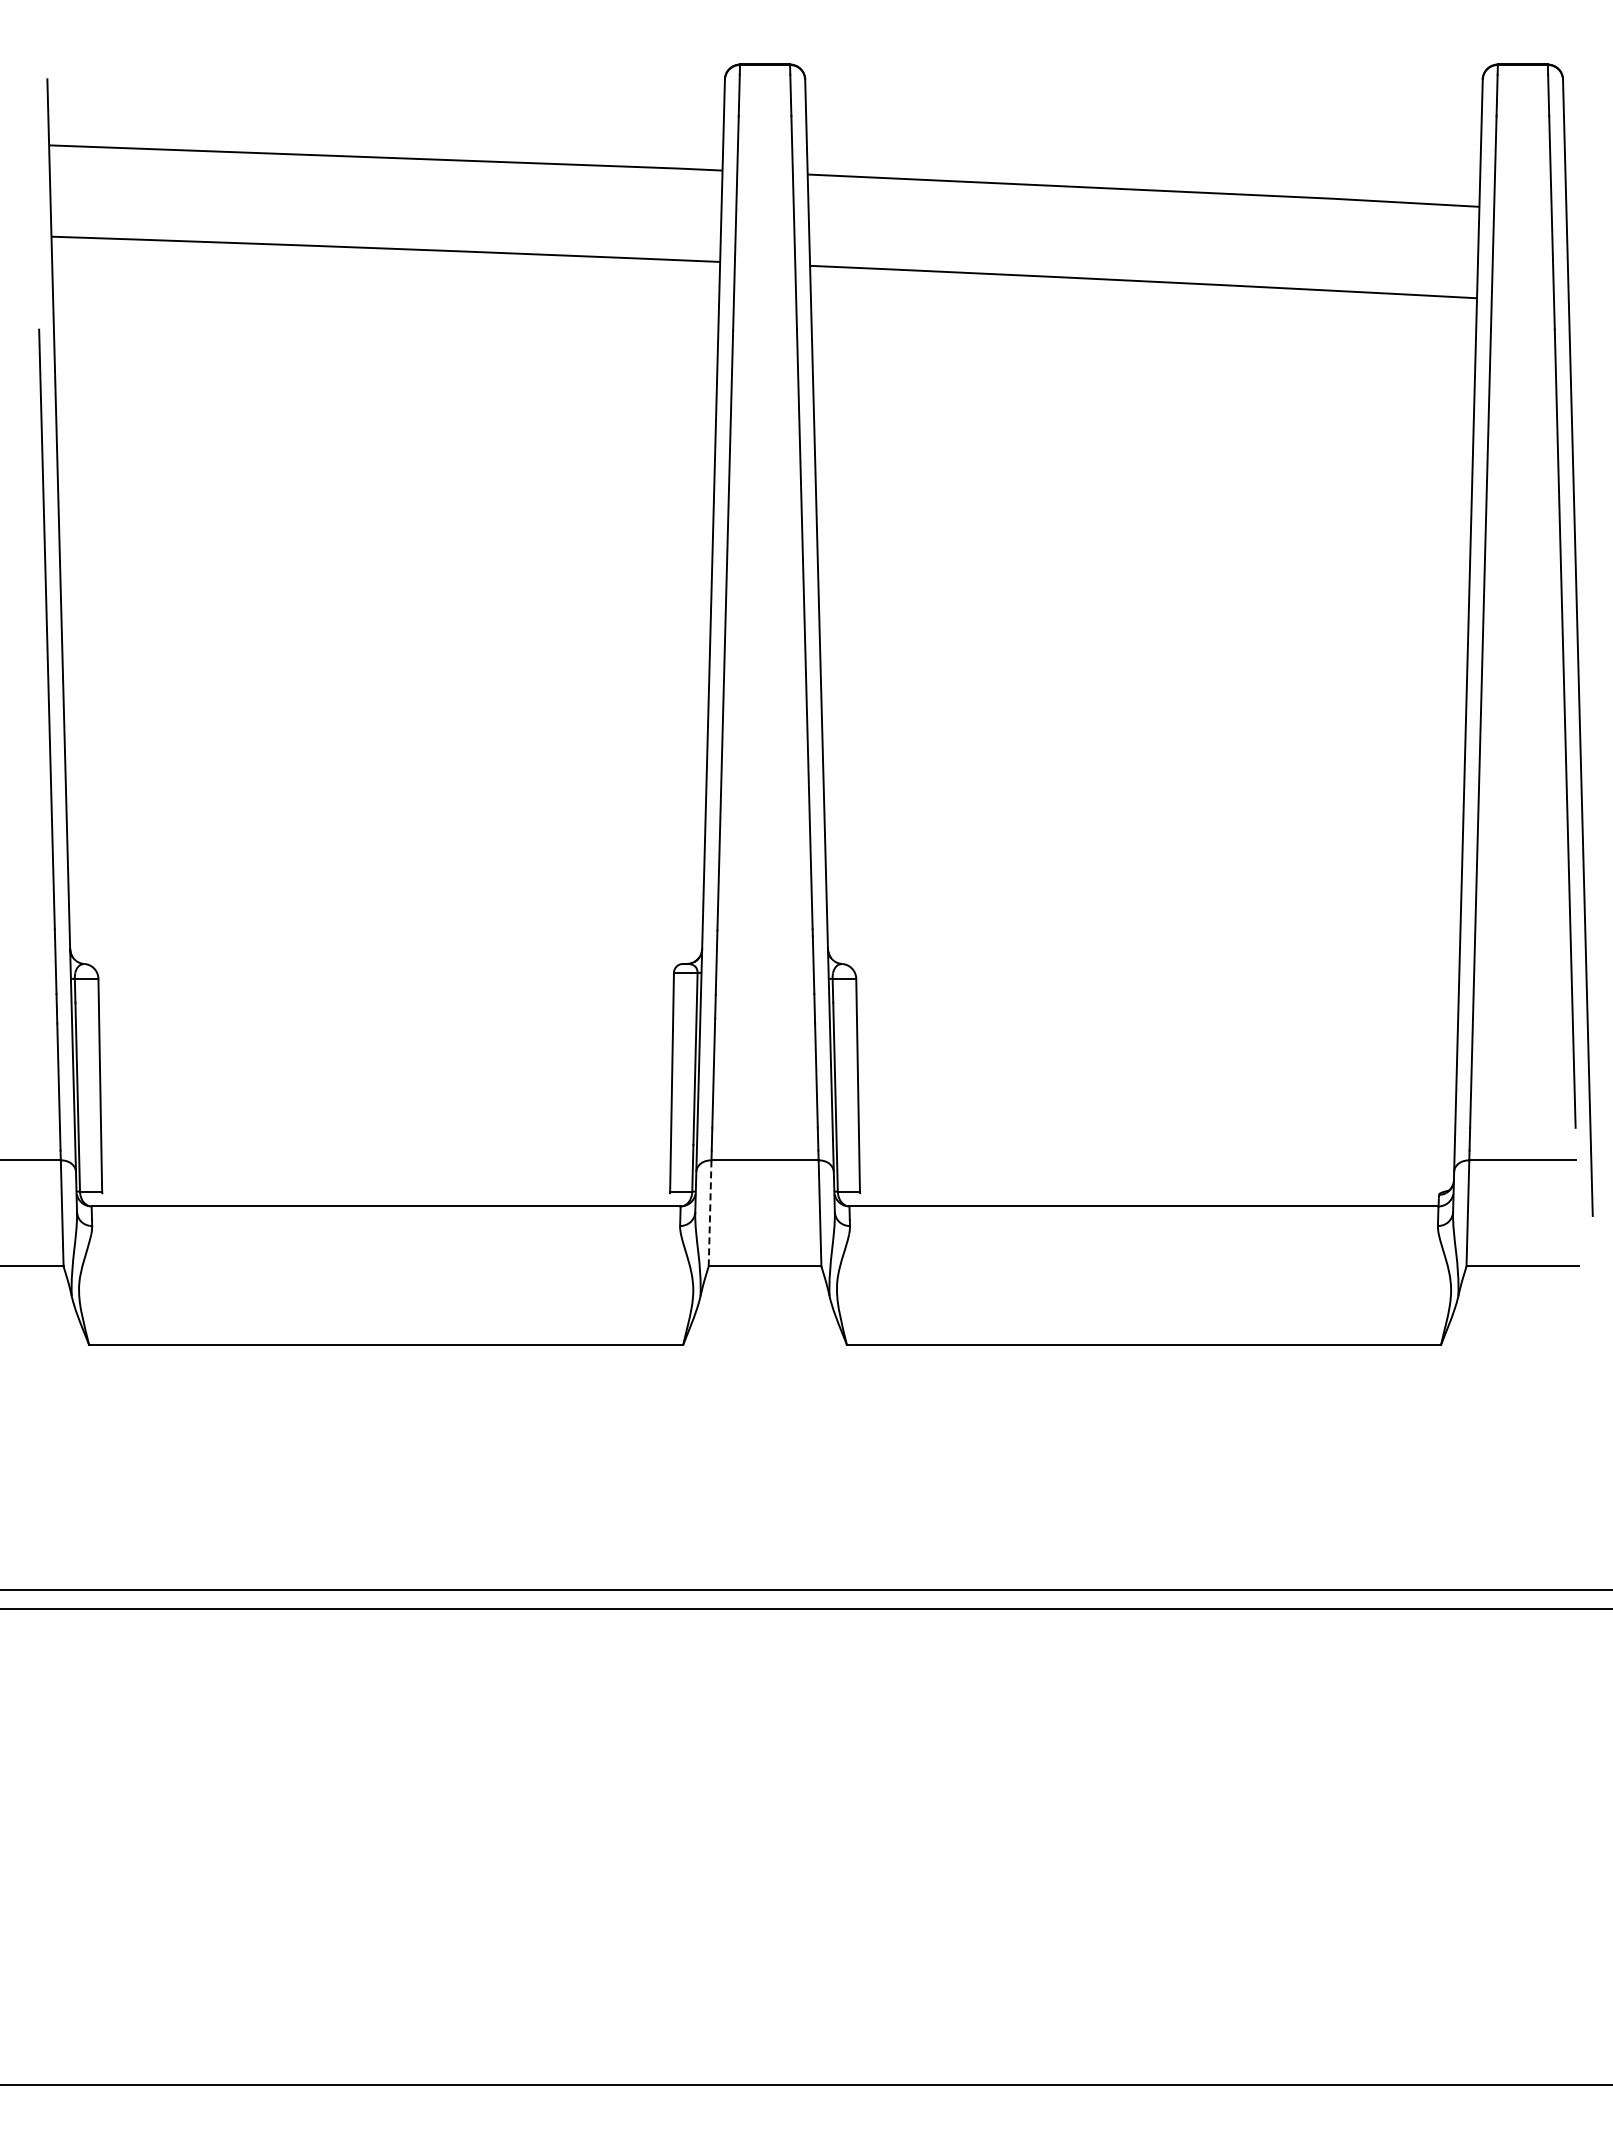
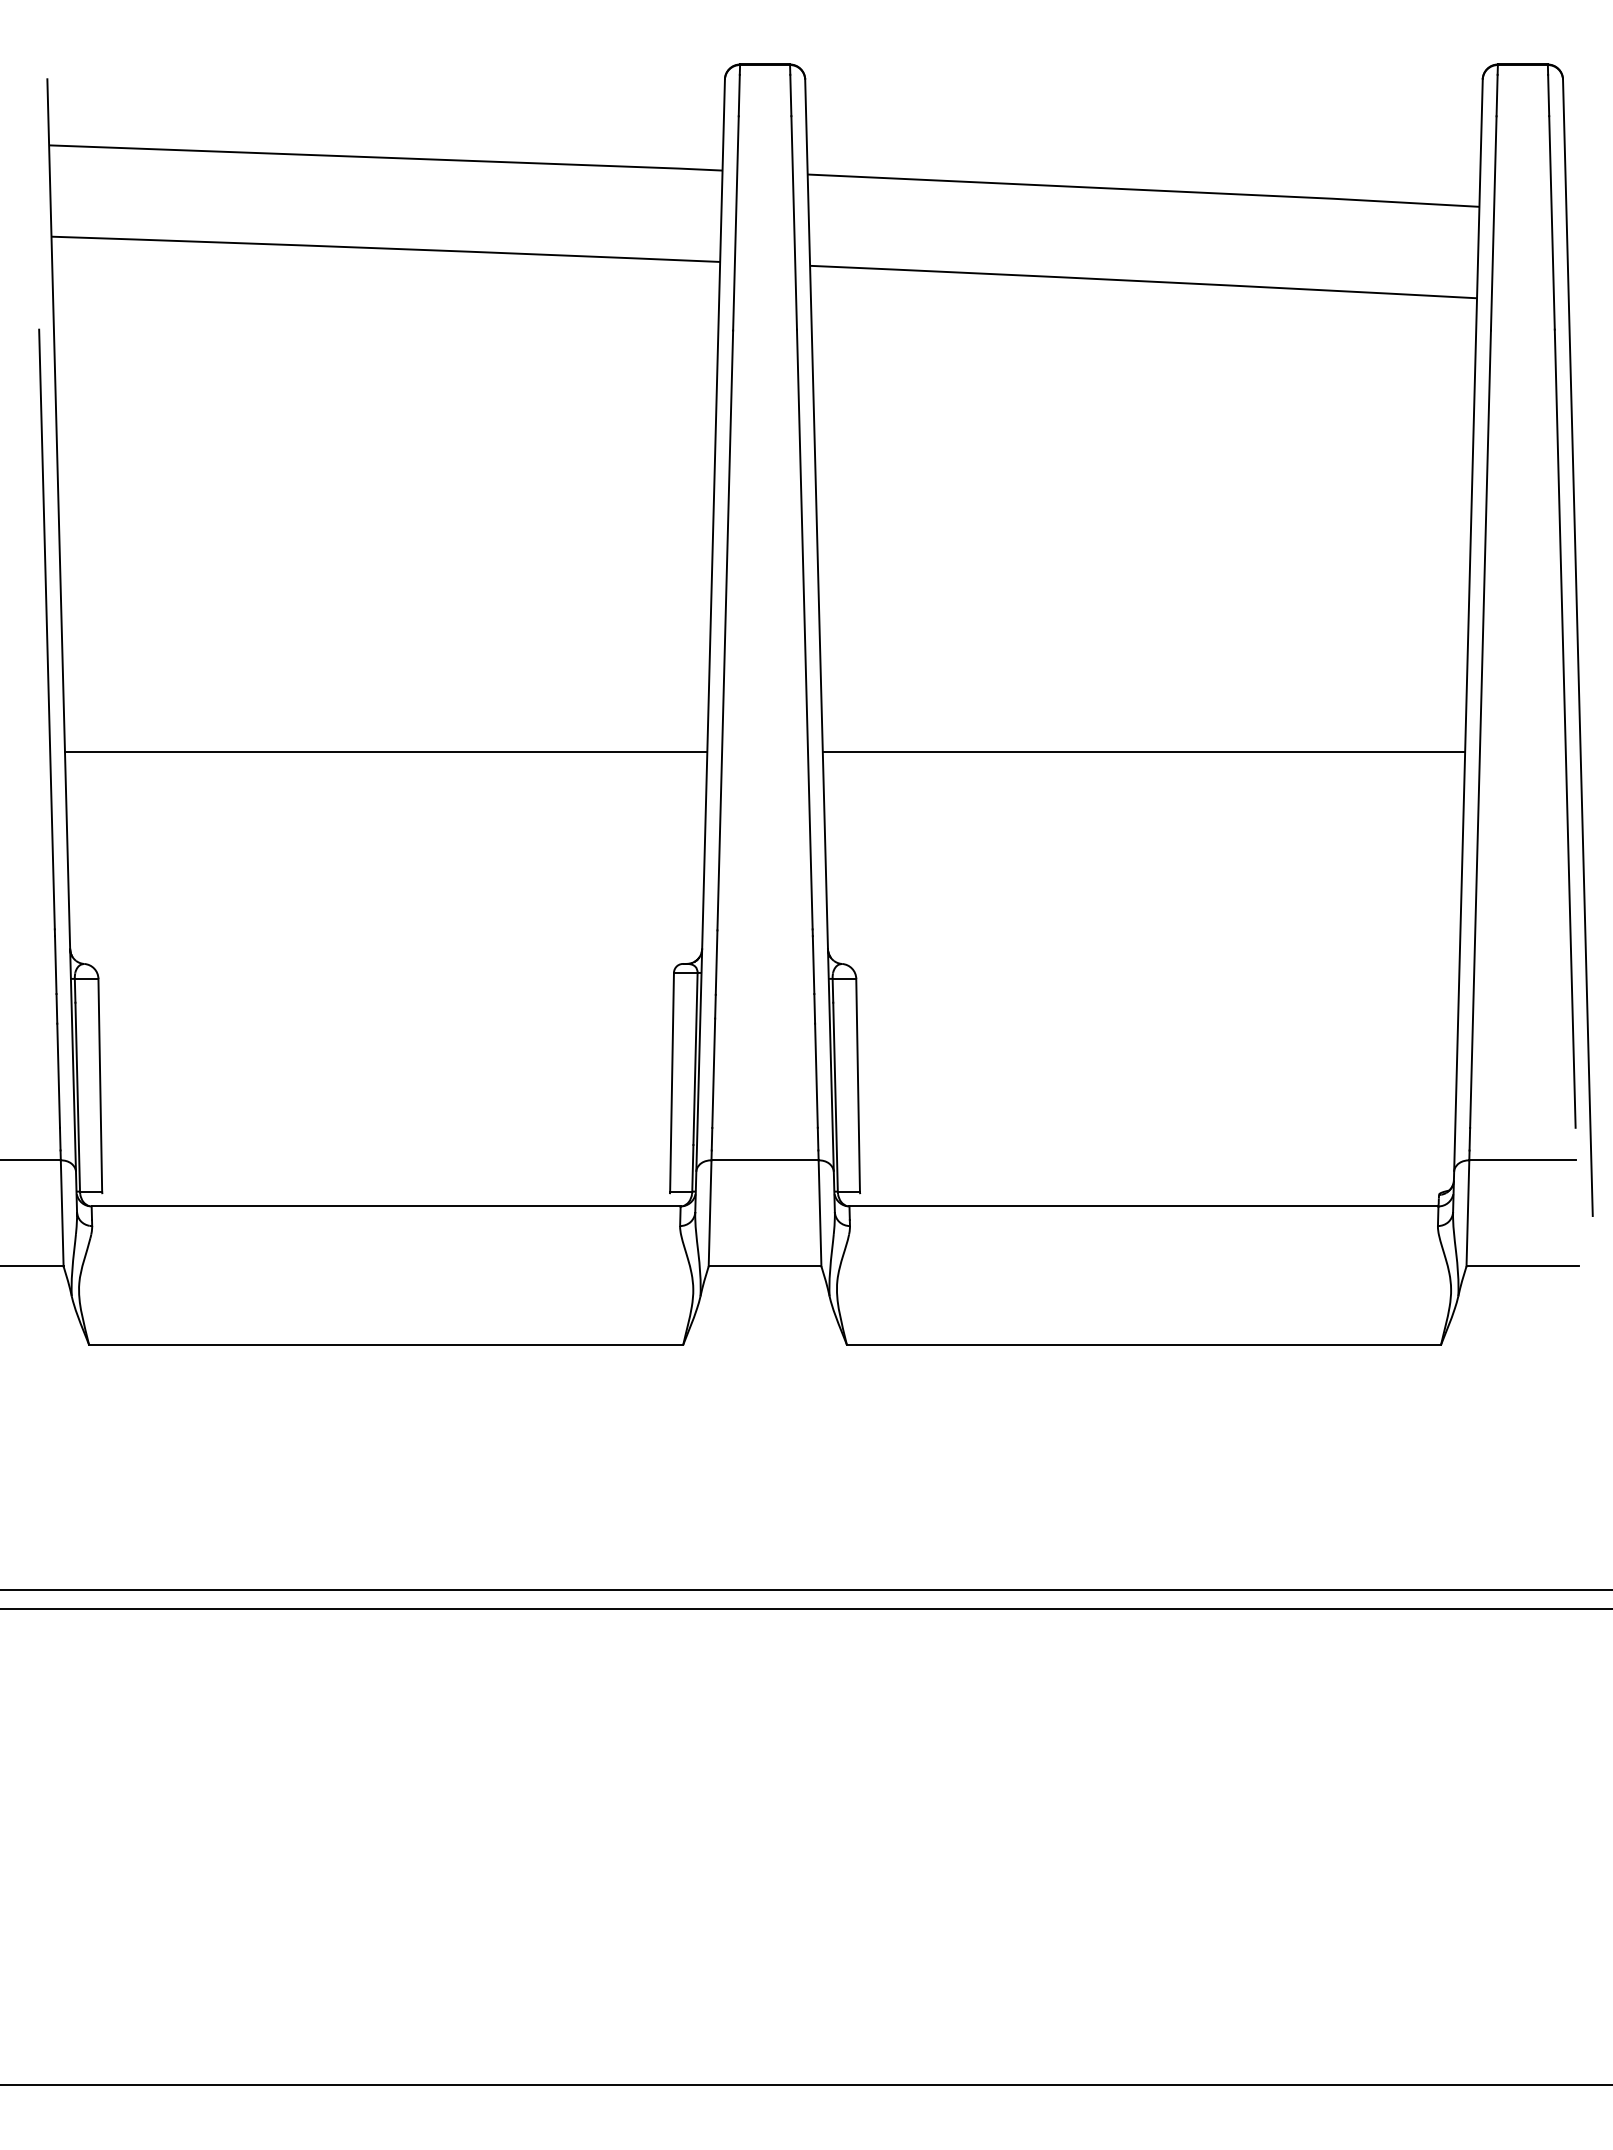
line: none -> present (385, 751)
line: none -> present (1143, 751)
line: dashed -> solid (710, 1212)
